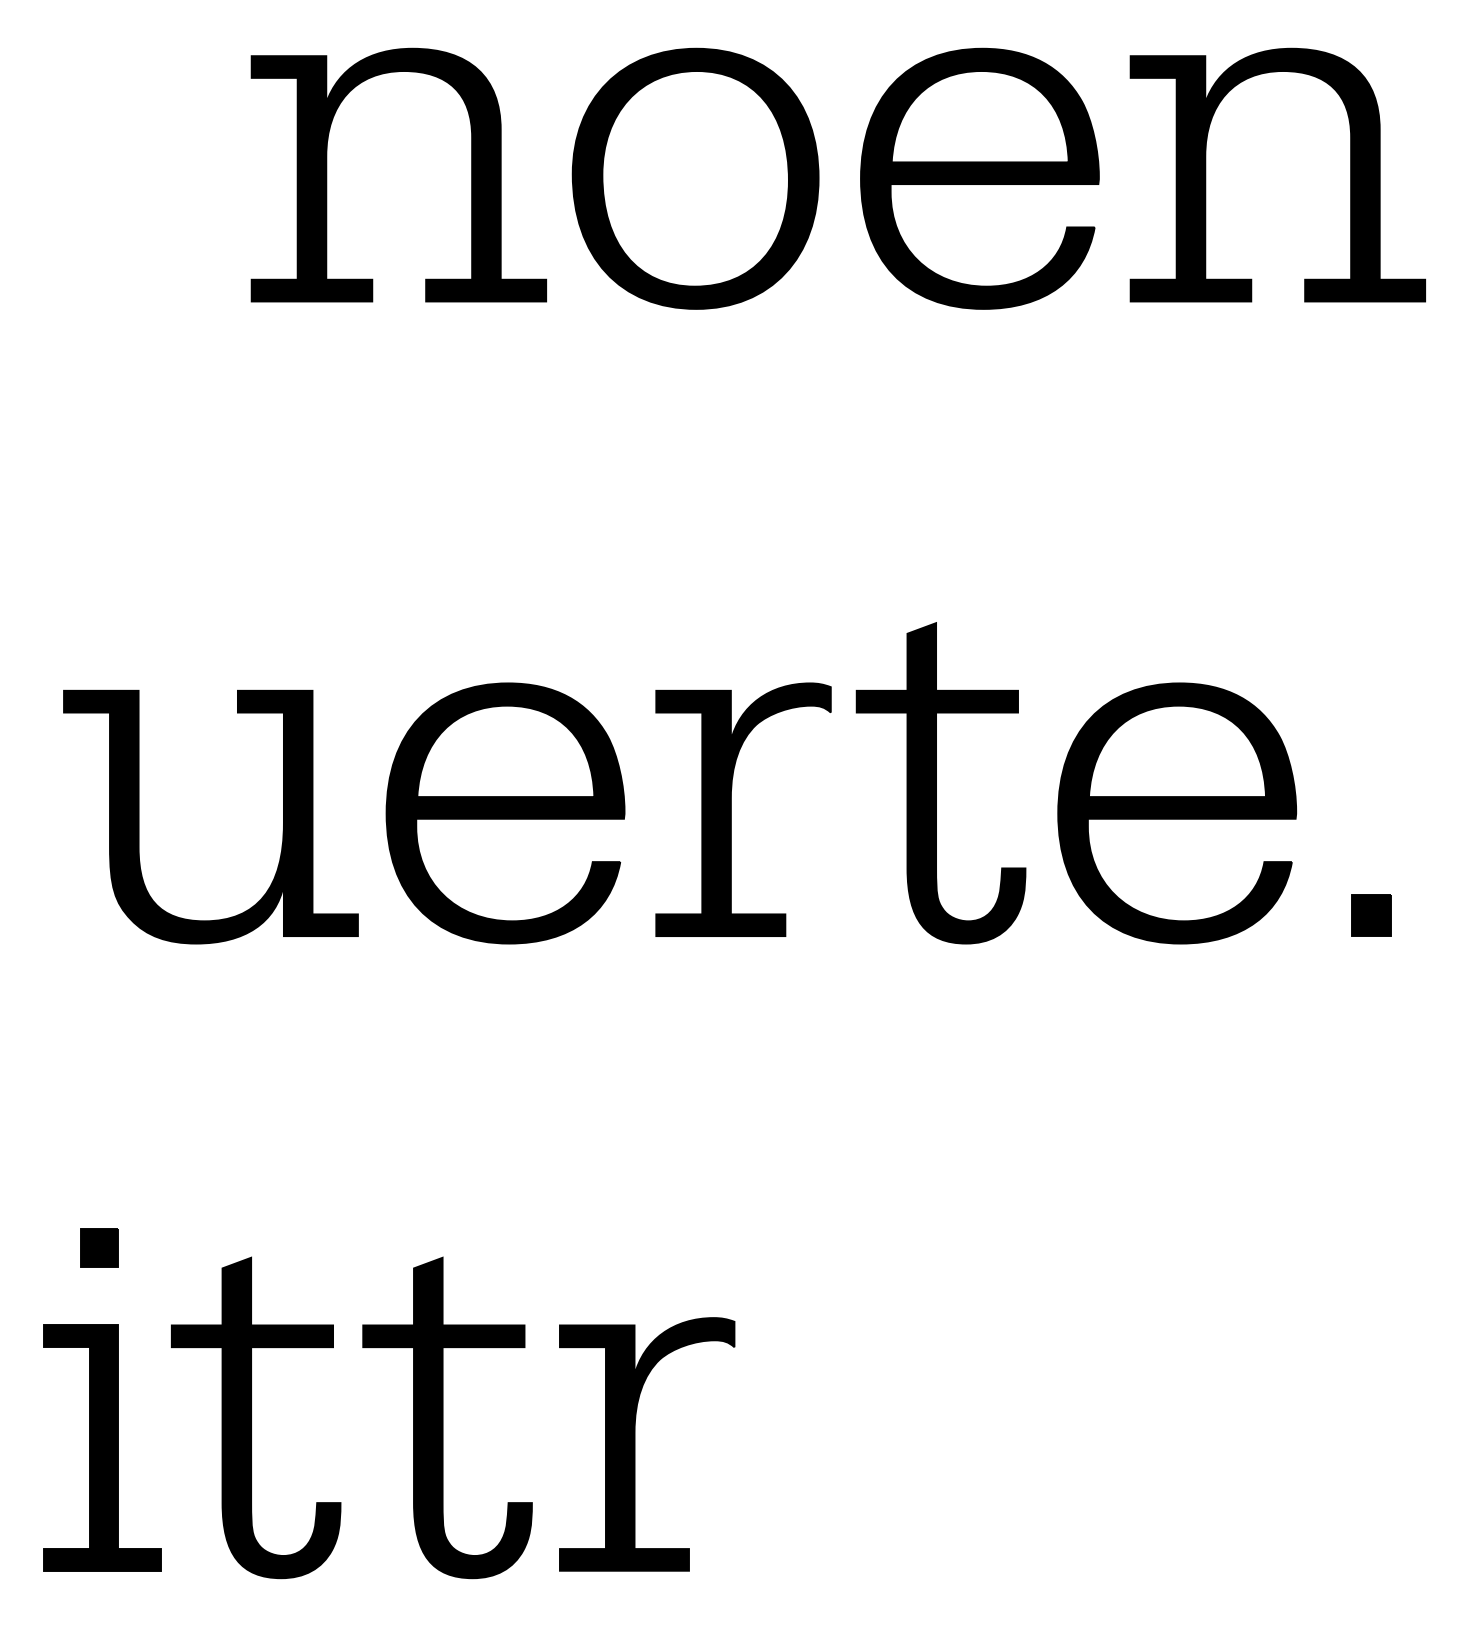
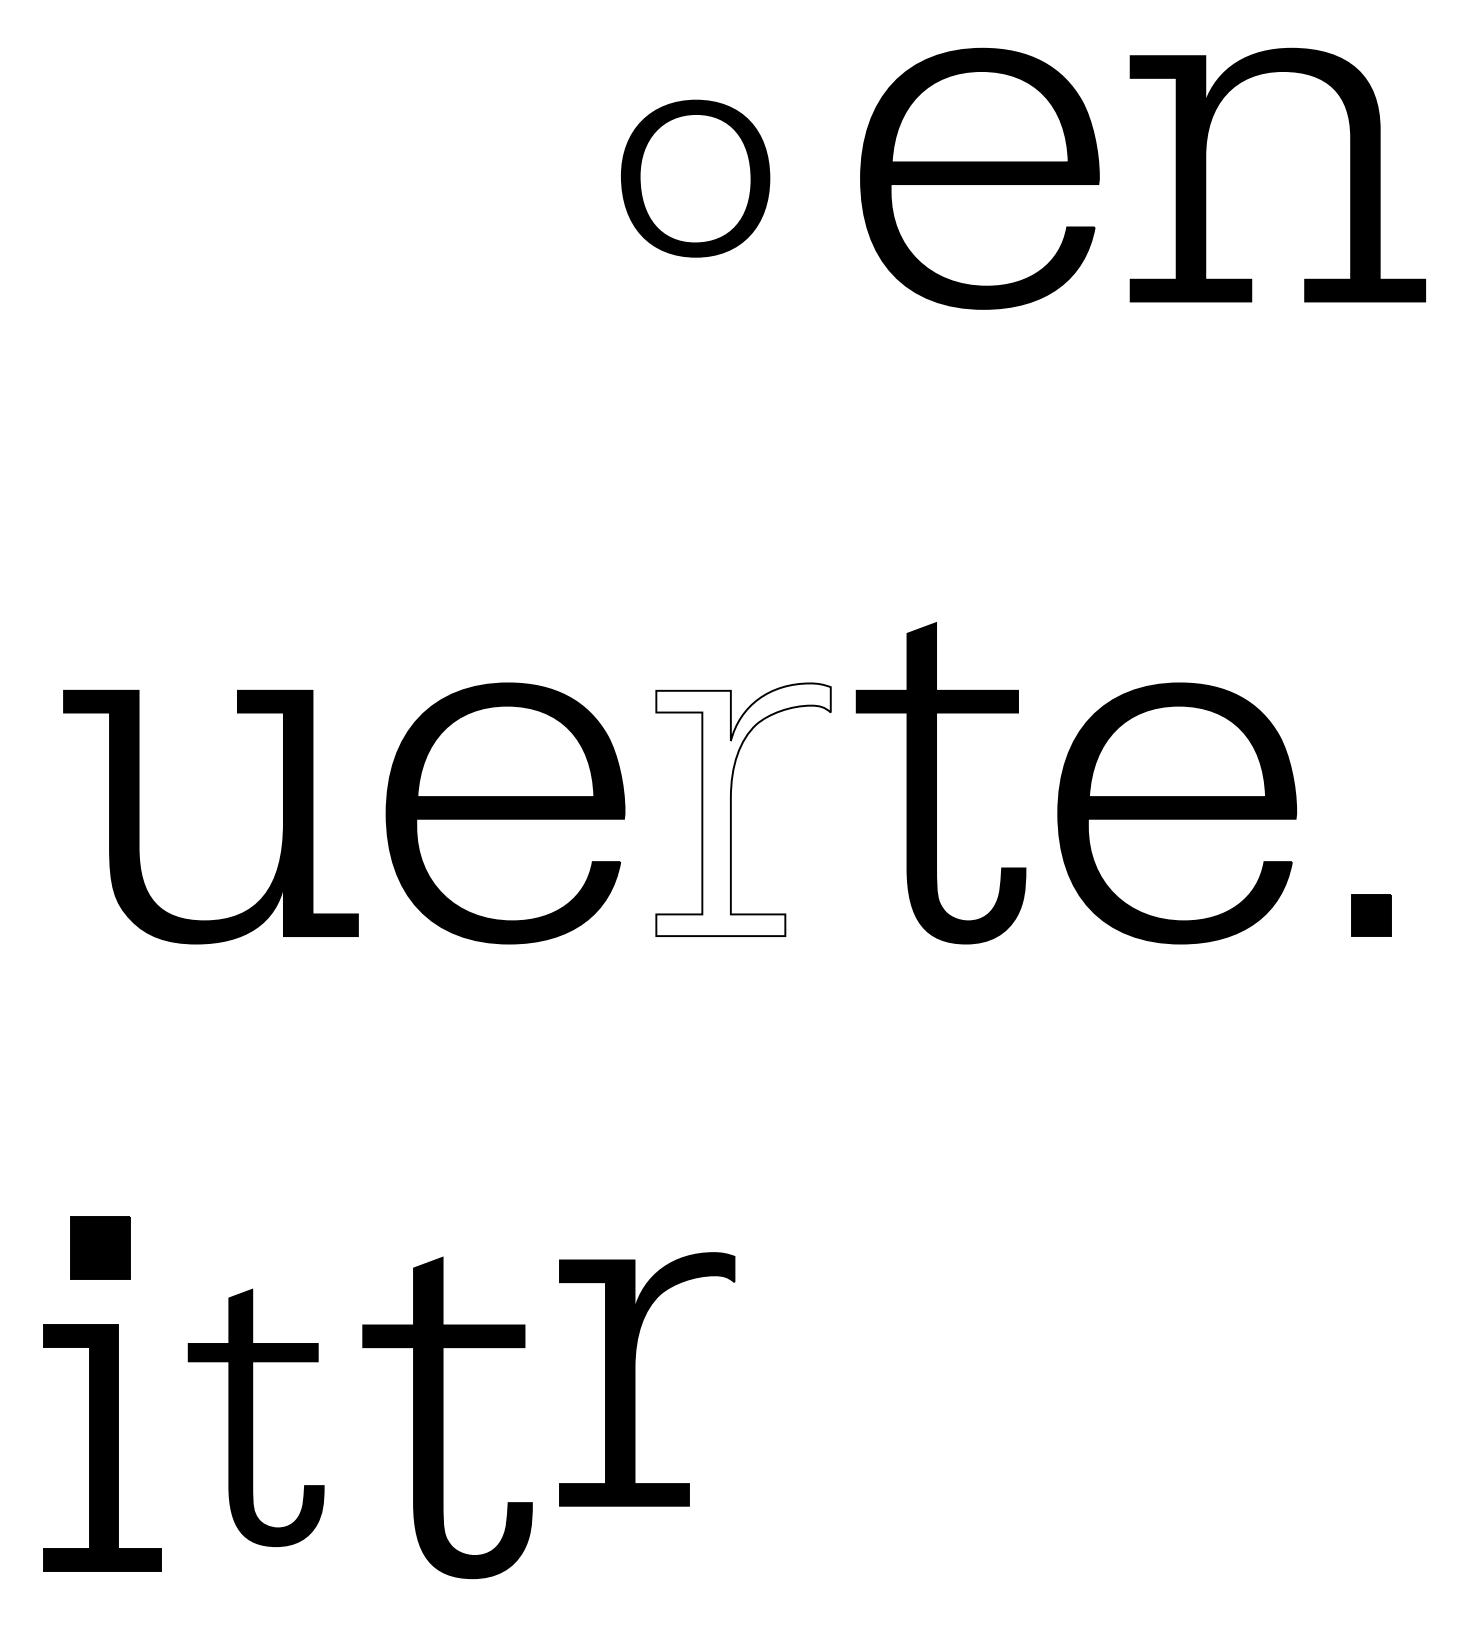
part: present -> none (327, 174)
part size: 249x263 px -> 150x159 px (695, 178)
fill: present -> none (743, 809)
part size: 39x40 px -> 61x64 px (100, 1247)
part size: 171x324 px -> 138x259 px (255, 1417)
part position: (635, 1444) -> (635, 1379) (635, 1379)
